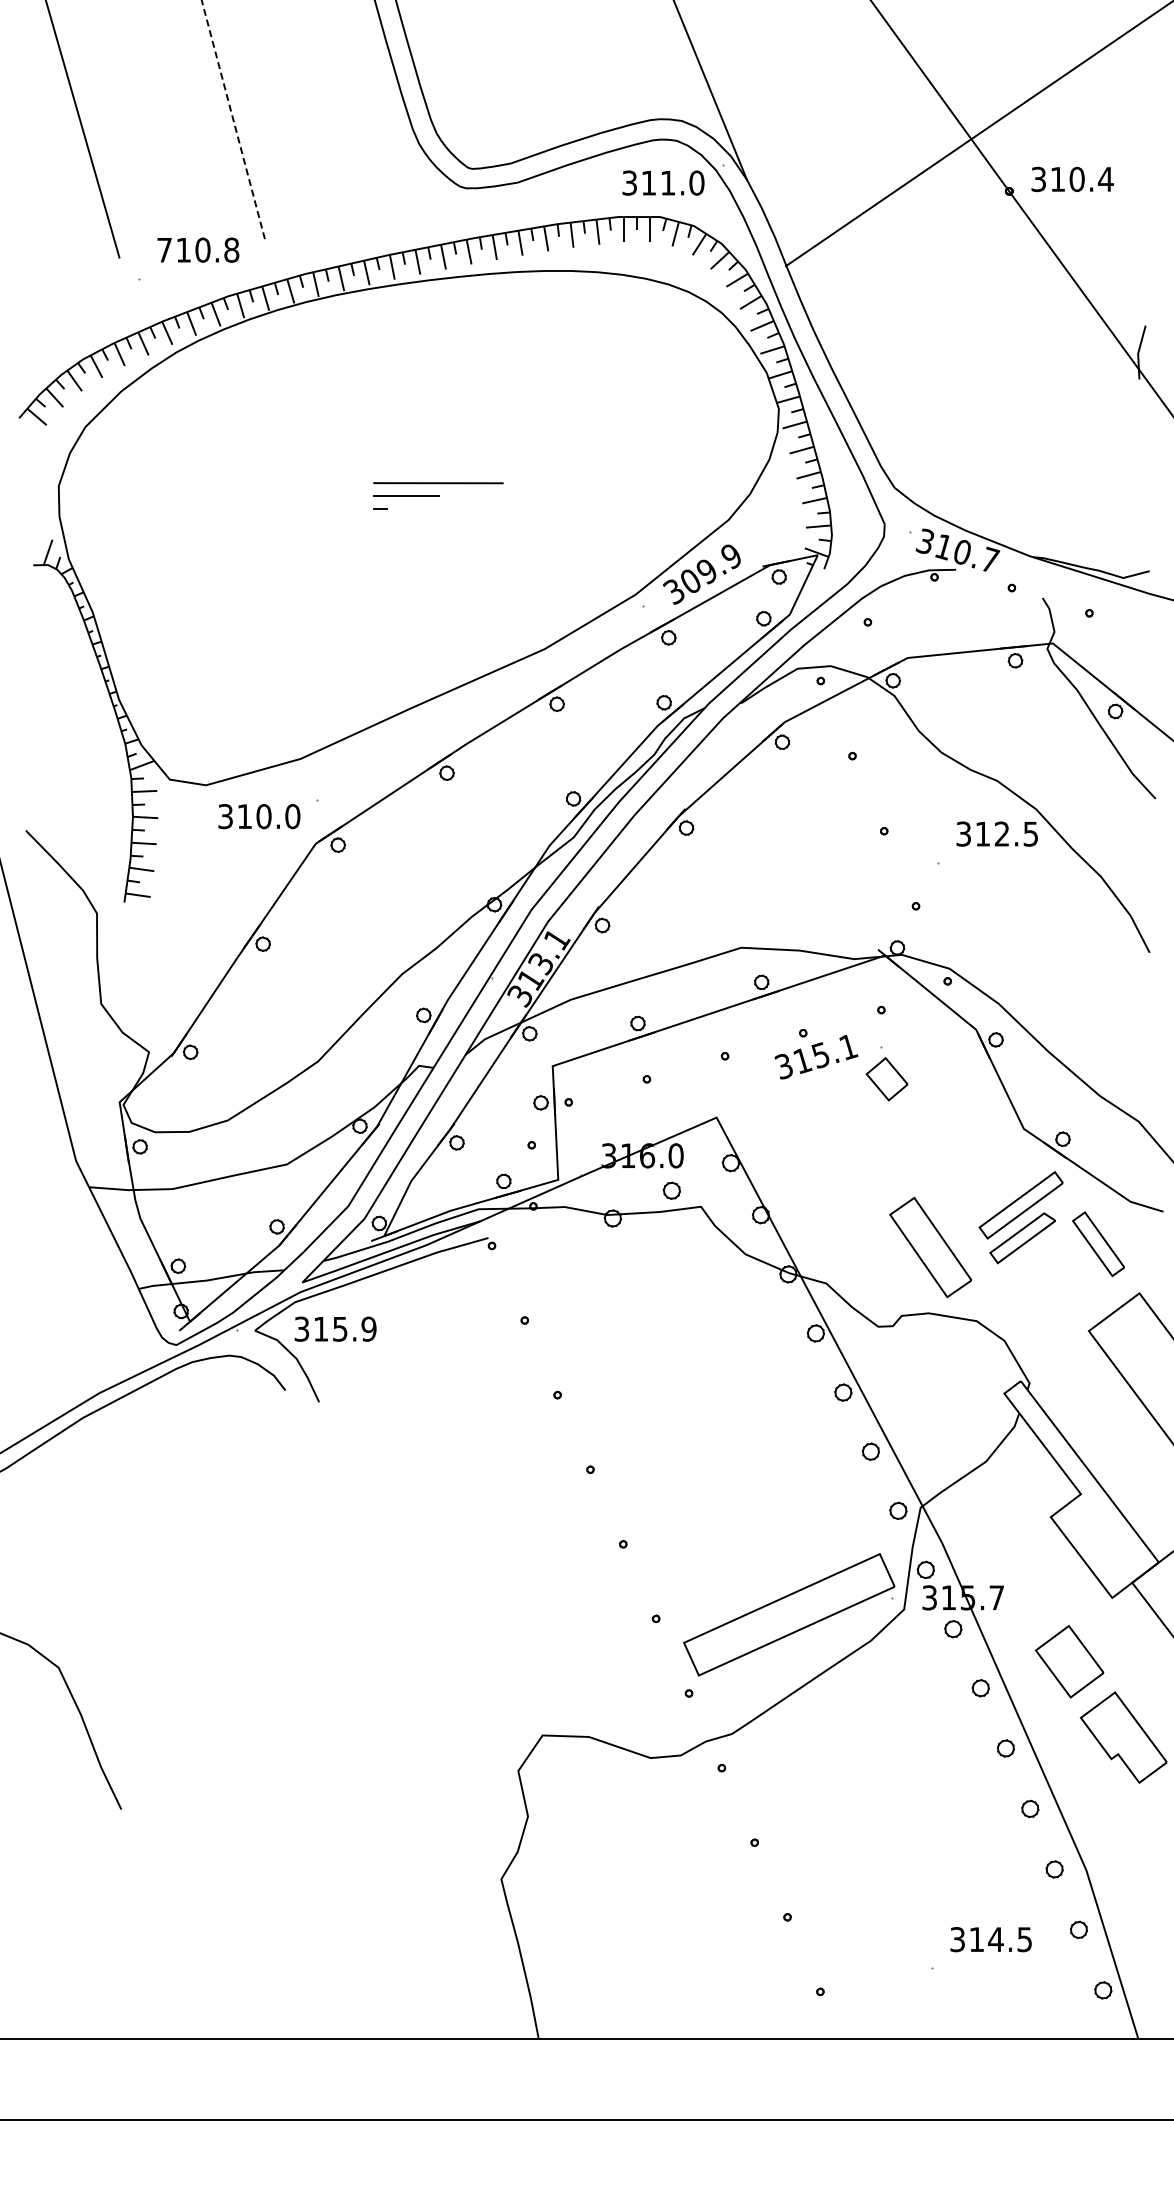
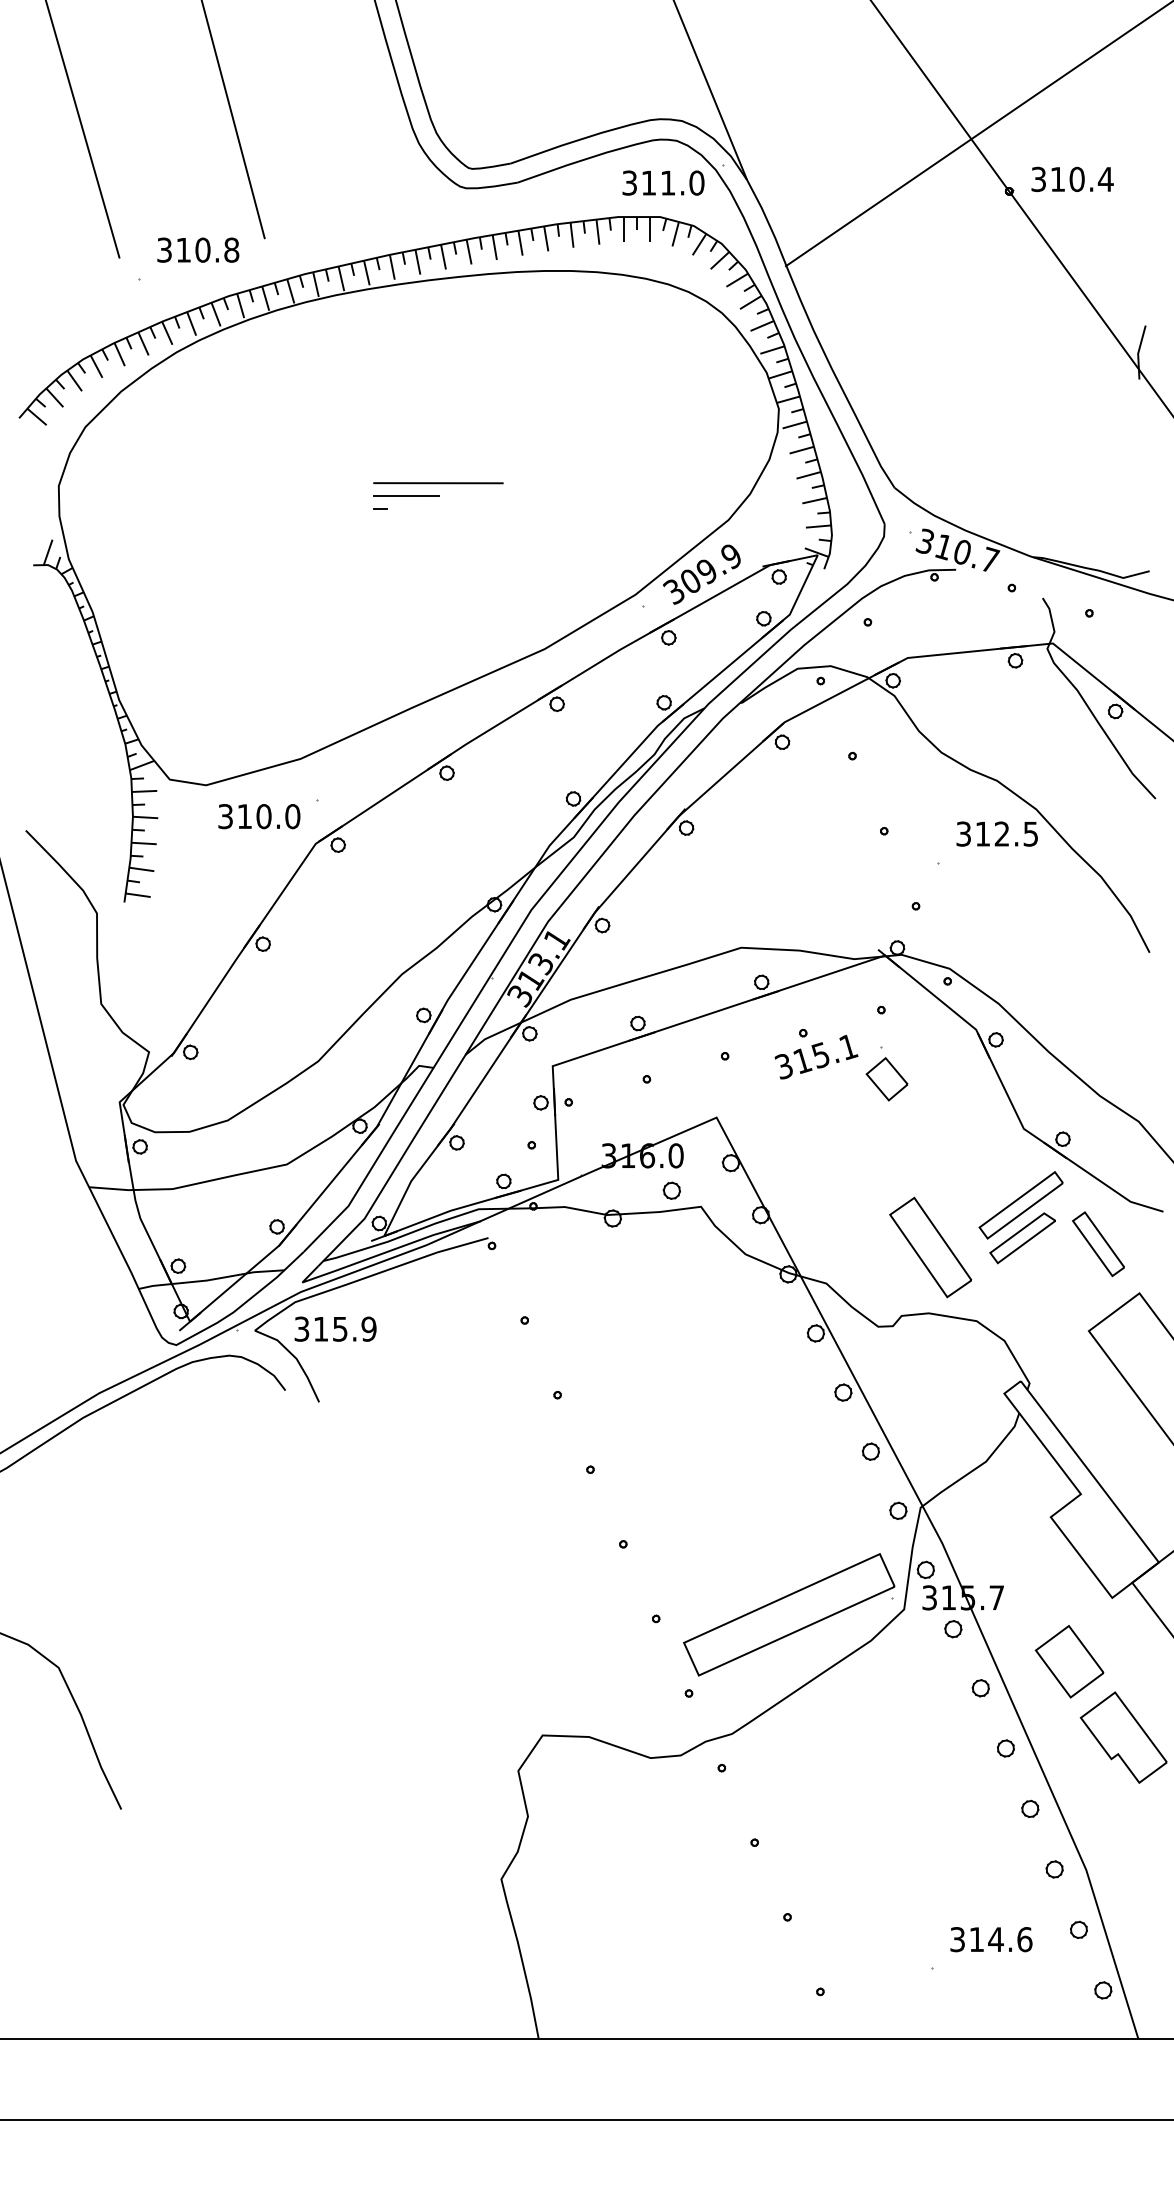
line: dashed -> solid (233, 119)
text: 710.8 -> 310.8 (164, 249)
text: 314.5 -> 314.6 (1024, 1939)
